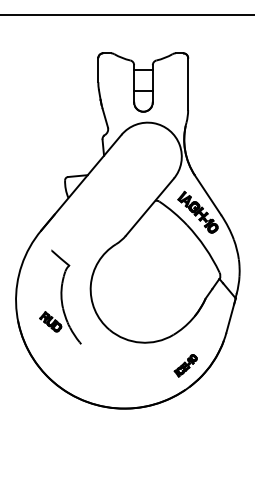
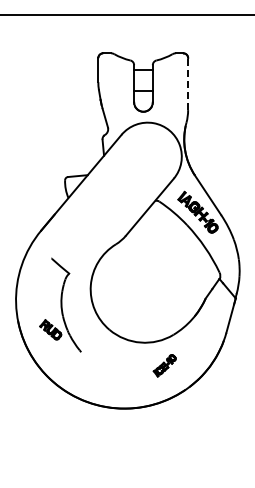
line: solid -> dashed (188, 83)
part position: (60, 296) -> (60, 304) (60, 304)
part position: (185, 365) -> (164, 365) (164, 365)
